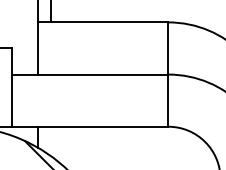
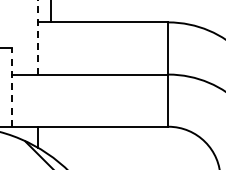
line: solid -> dashed (37, 37)
line: solid -> dashed (11, 87)
